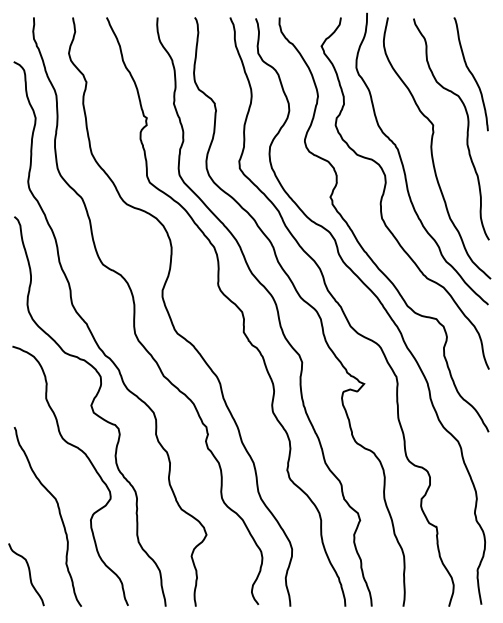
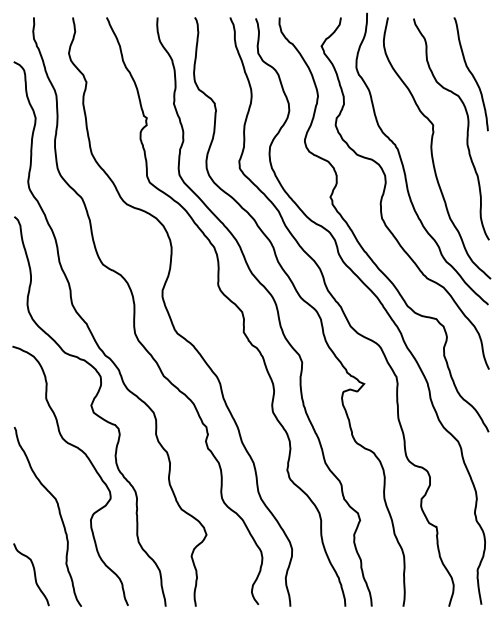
curve position: (28, 572) -> (33, 572) (33, 572)
